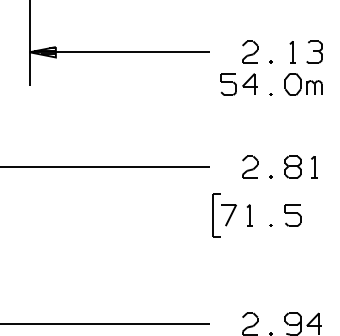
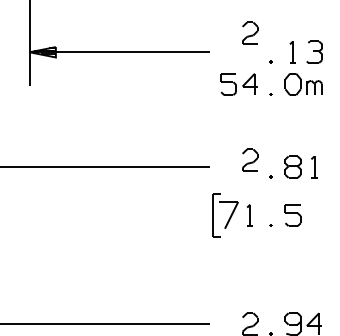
part position: (250, 51) -> (250, 32) (250, 32)
part position: (250, 166) -> (250, 159) (250, 159)
part size: 16x23 px -> 20x28 px (228, 214)
